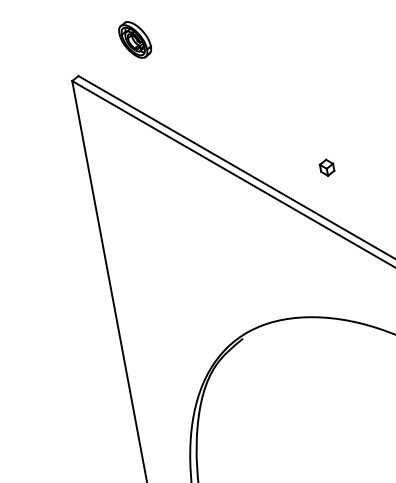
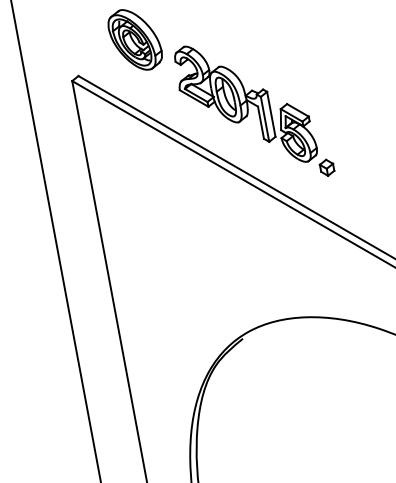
part size: 34x38 px -> 56x62 px (134, 39)
part: none -> present (245, 103)
line: none -> present (55, 240)
